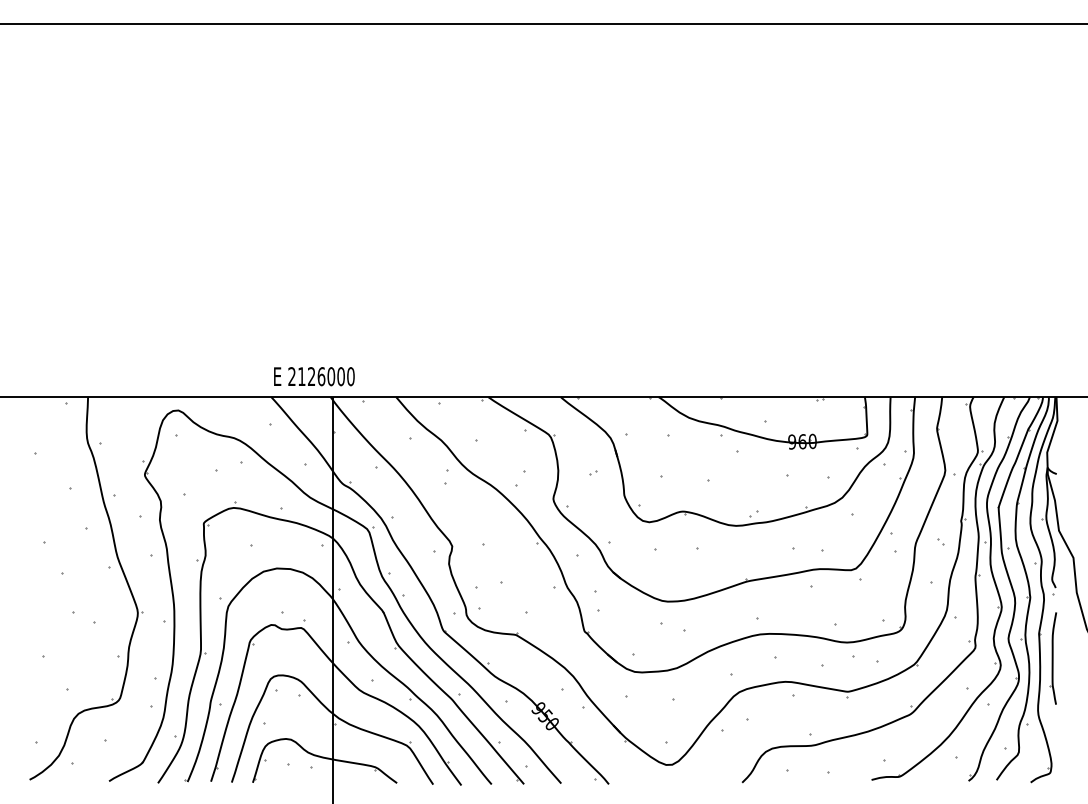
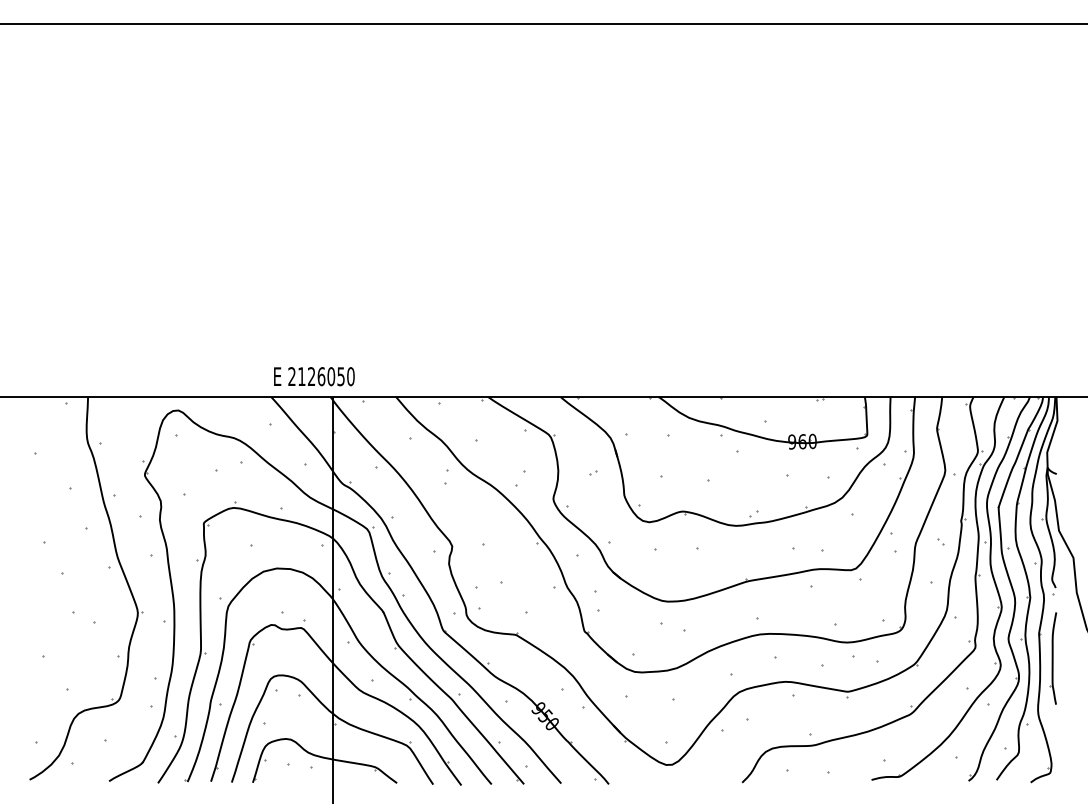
text: 2126000 -> 2126050 (340, 376)
